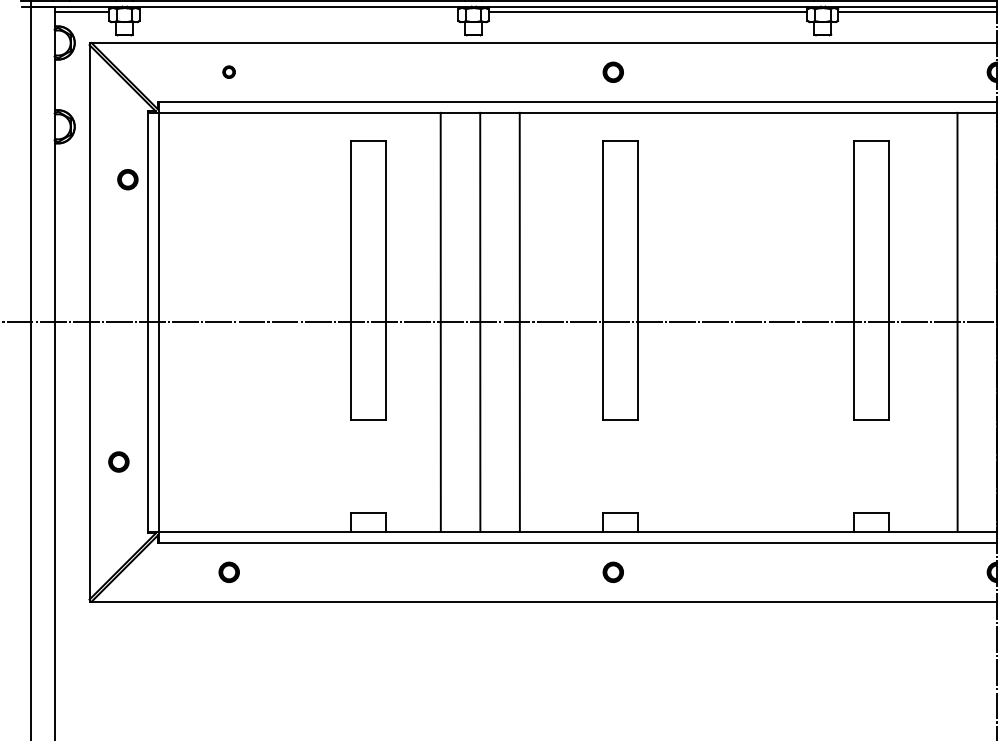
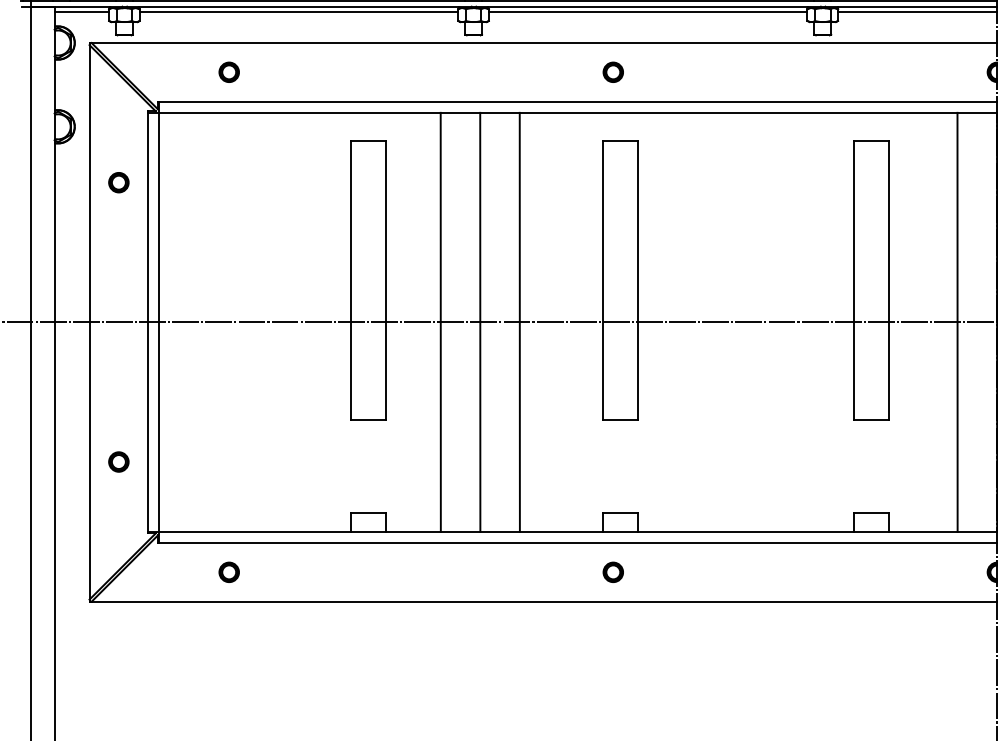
line: none -> present (298, 12)
part size: 14x14 px -> 22x22 px (228, 71)
part position: (127, 179) -> (118, 182) (118, 182)
